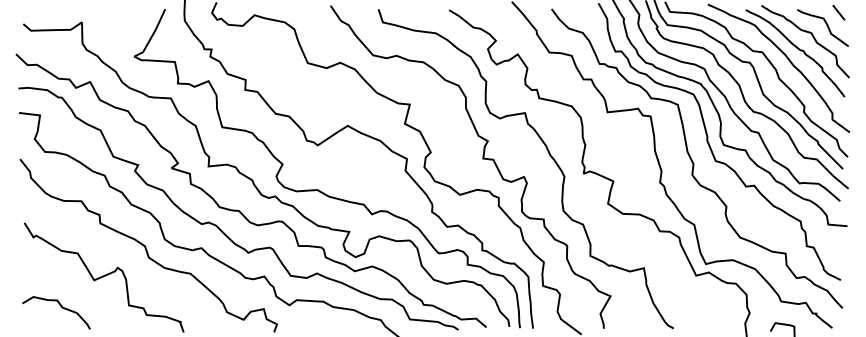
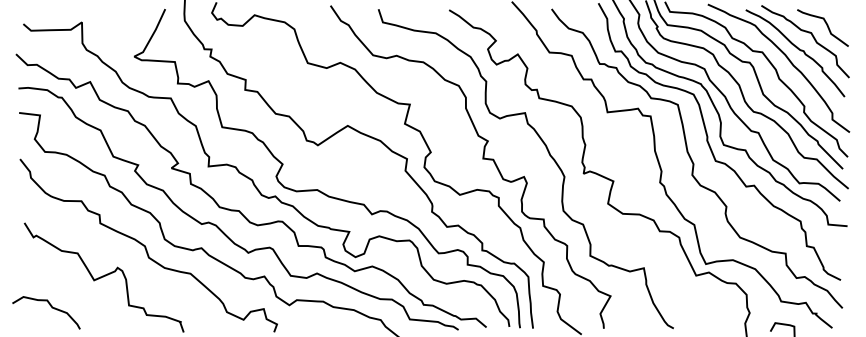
line: present -> none (838, 12)
curve position: (61, 307) -> (51, 307) (51, 307)
